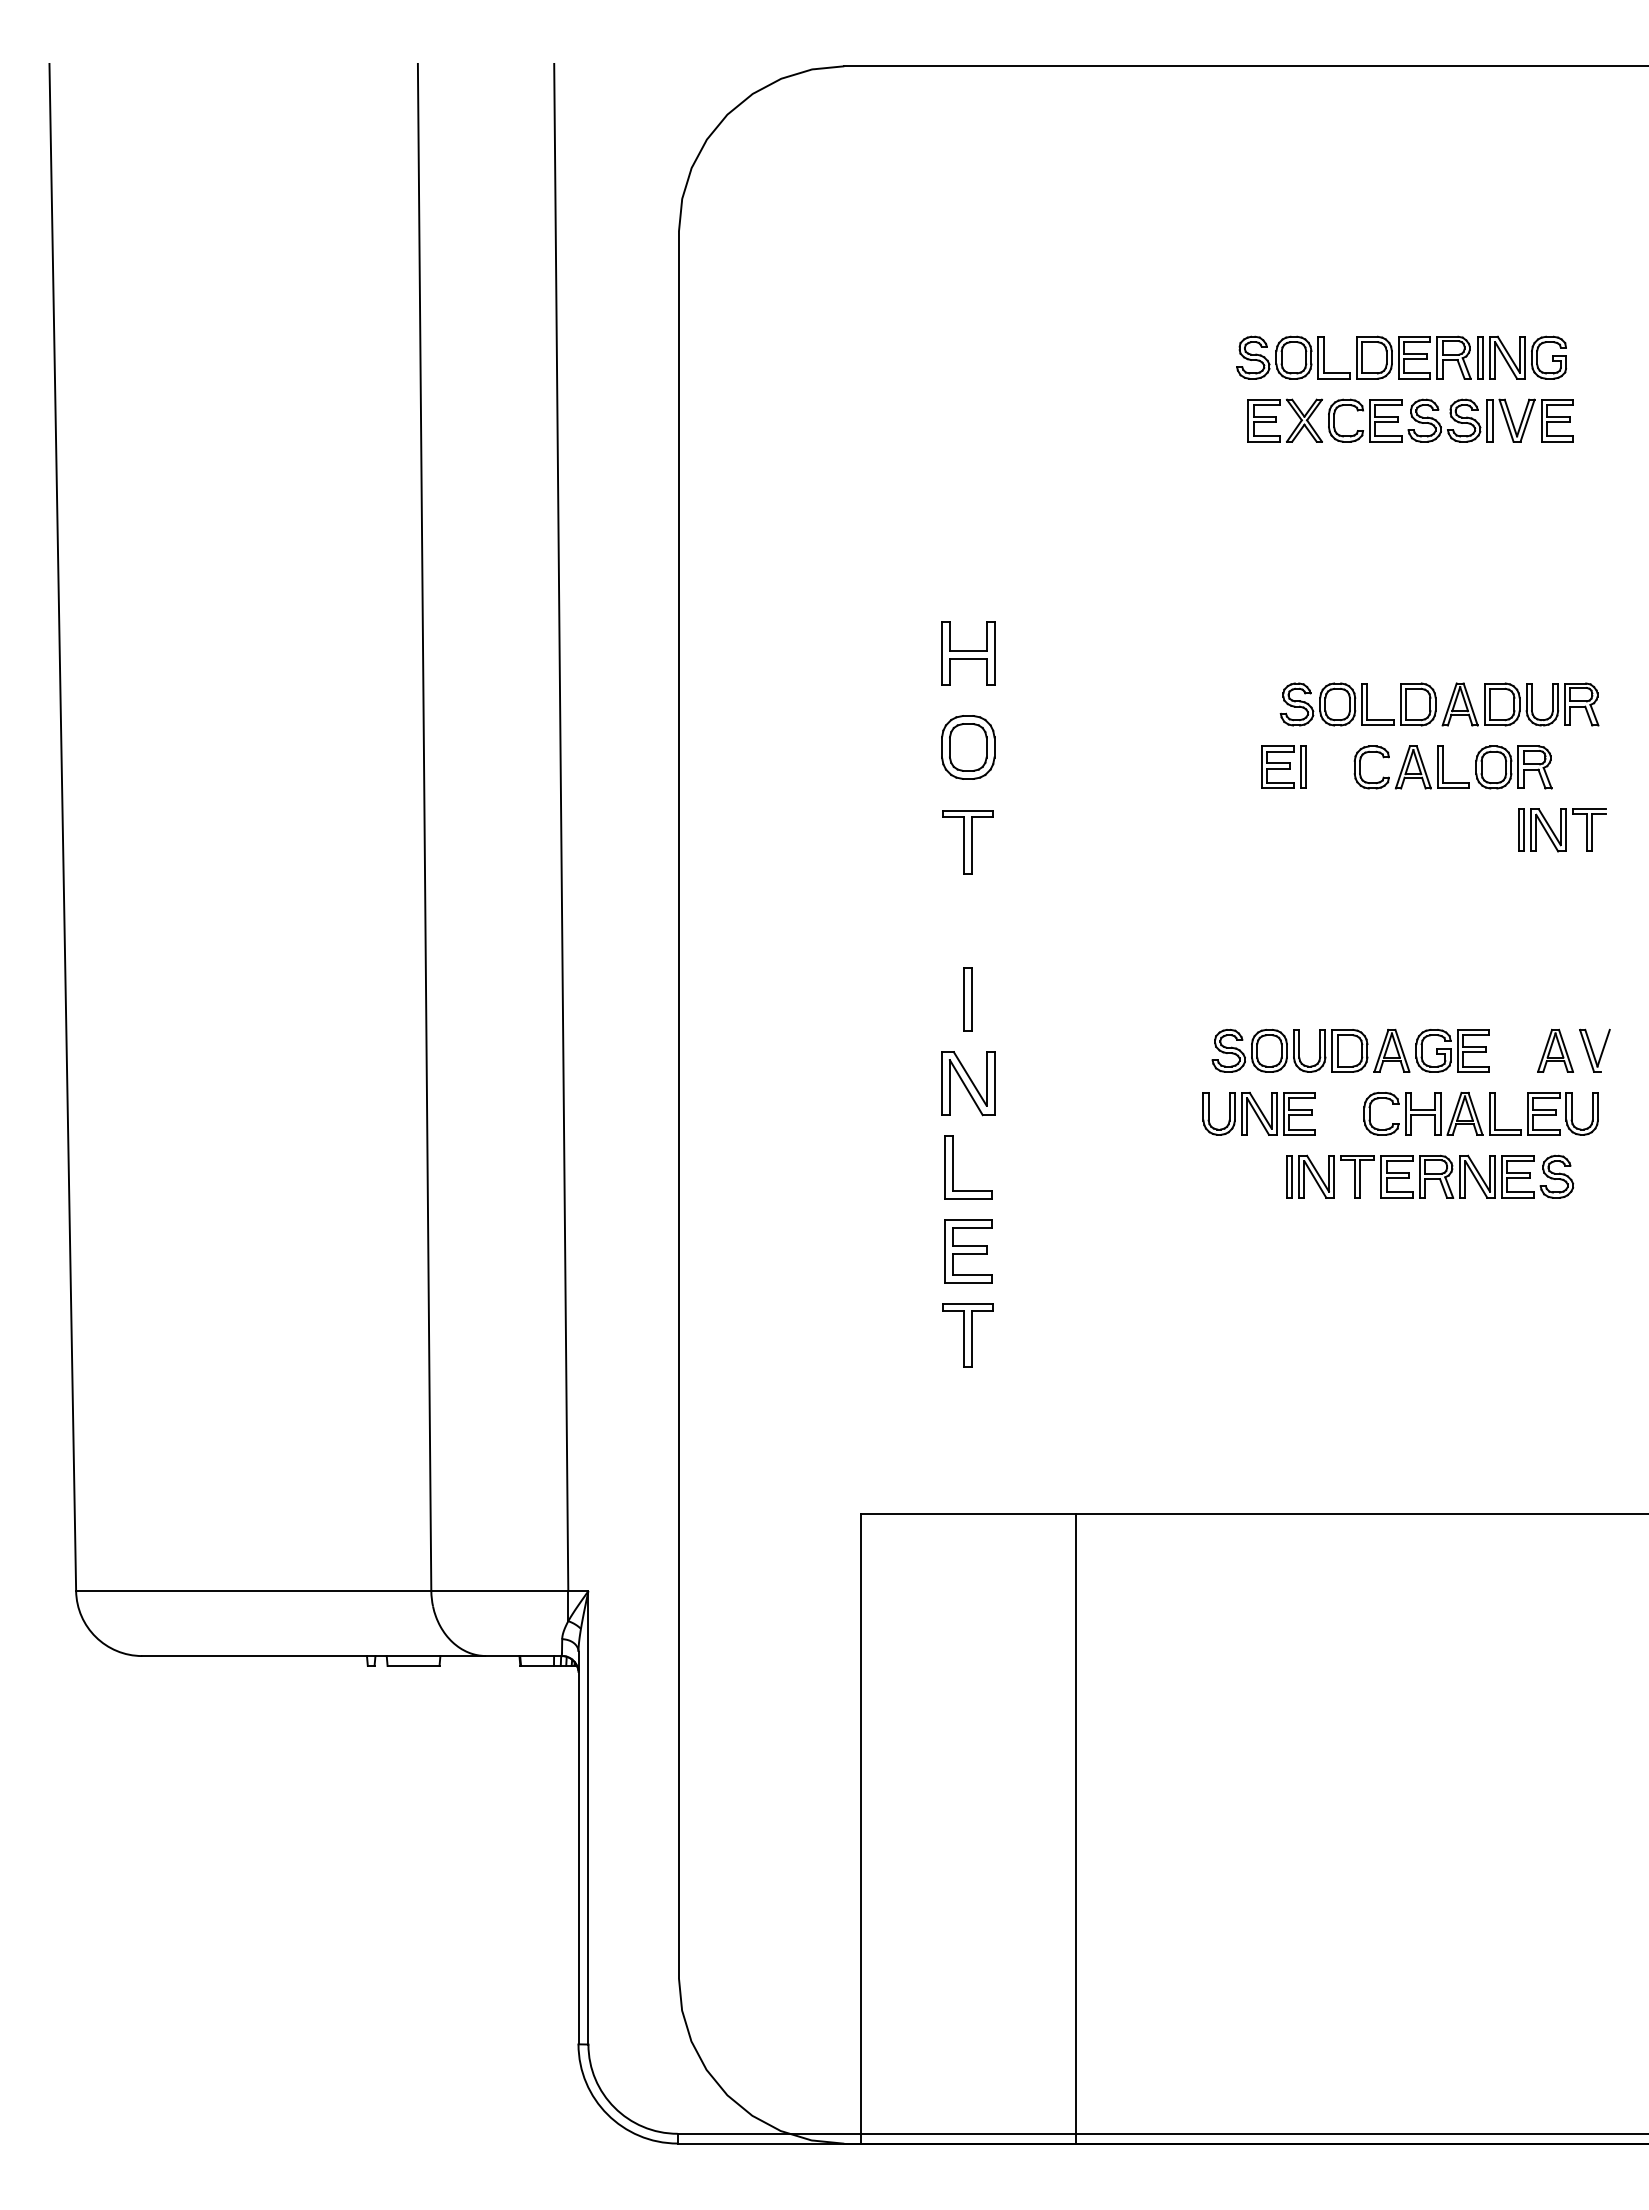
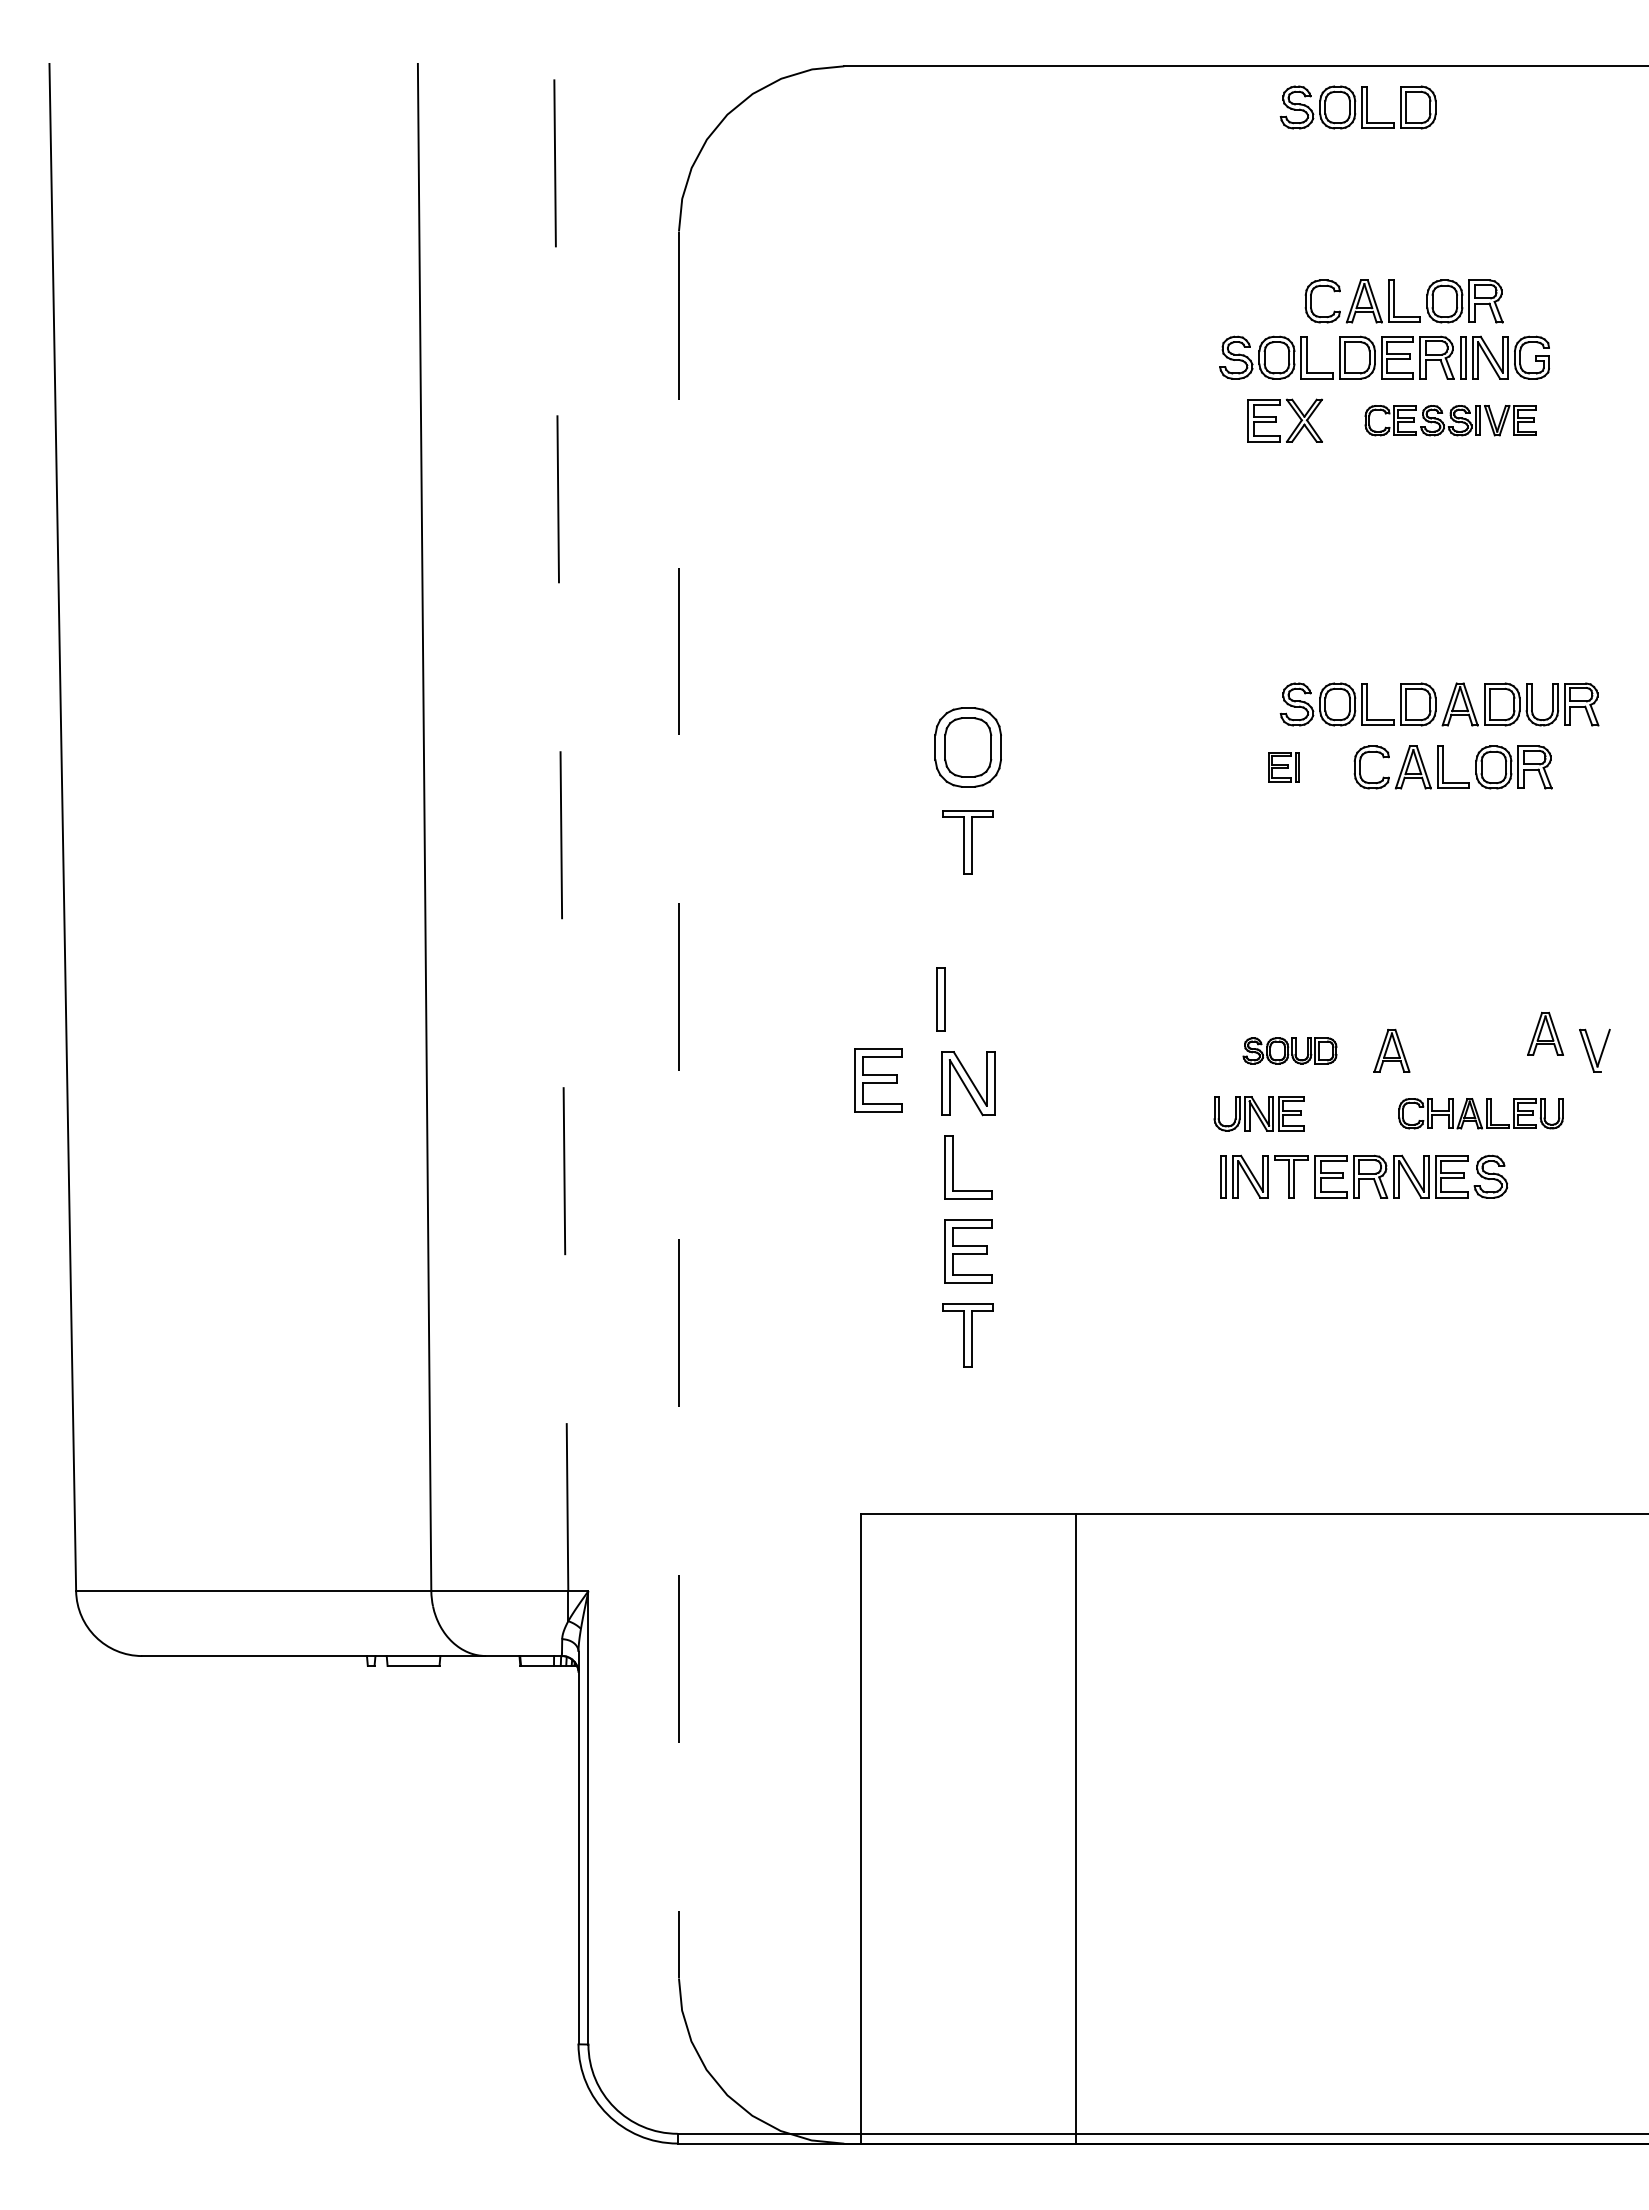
part: none -> present (1357, 107)
part: none -> present (1394, 301)
part position: (1401, 357) -> (1384, 357) (1384, 357)
part size: 246x45 px -> 173x32 px (1450, 420)
part: present -> none (968, 653)
part size: 55x65 px -> 68x81 px (967, 747)
part size: 46x44 px -> 32x31 px (1283, 767)
line: solid -> dashed (561, 827)
part: present -> none (1562, 830)
part position: (967, 999) -> (940, 999) (940, 999)
part size: 158x44 px -> 96x28 px (1289, 1050)
part: present -> none (1452, 1050)
part position: (1555, 1050) -> (1545, 1033) (1545, 1033)
part: none -> present (878, 1080)
line: solid -> dashed (678, 1105)
part size: 114x44 px -> 92x36 px (1258, 1113)
part size: 236x45 px -> 166x32 px (1480, 1113)
part position: (1430, 1176) -> (1364, 1176) (1364, 1176)
